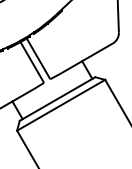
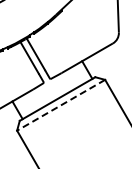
line: solid -> dashed (61, 105)
